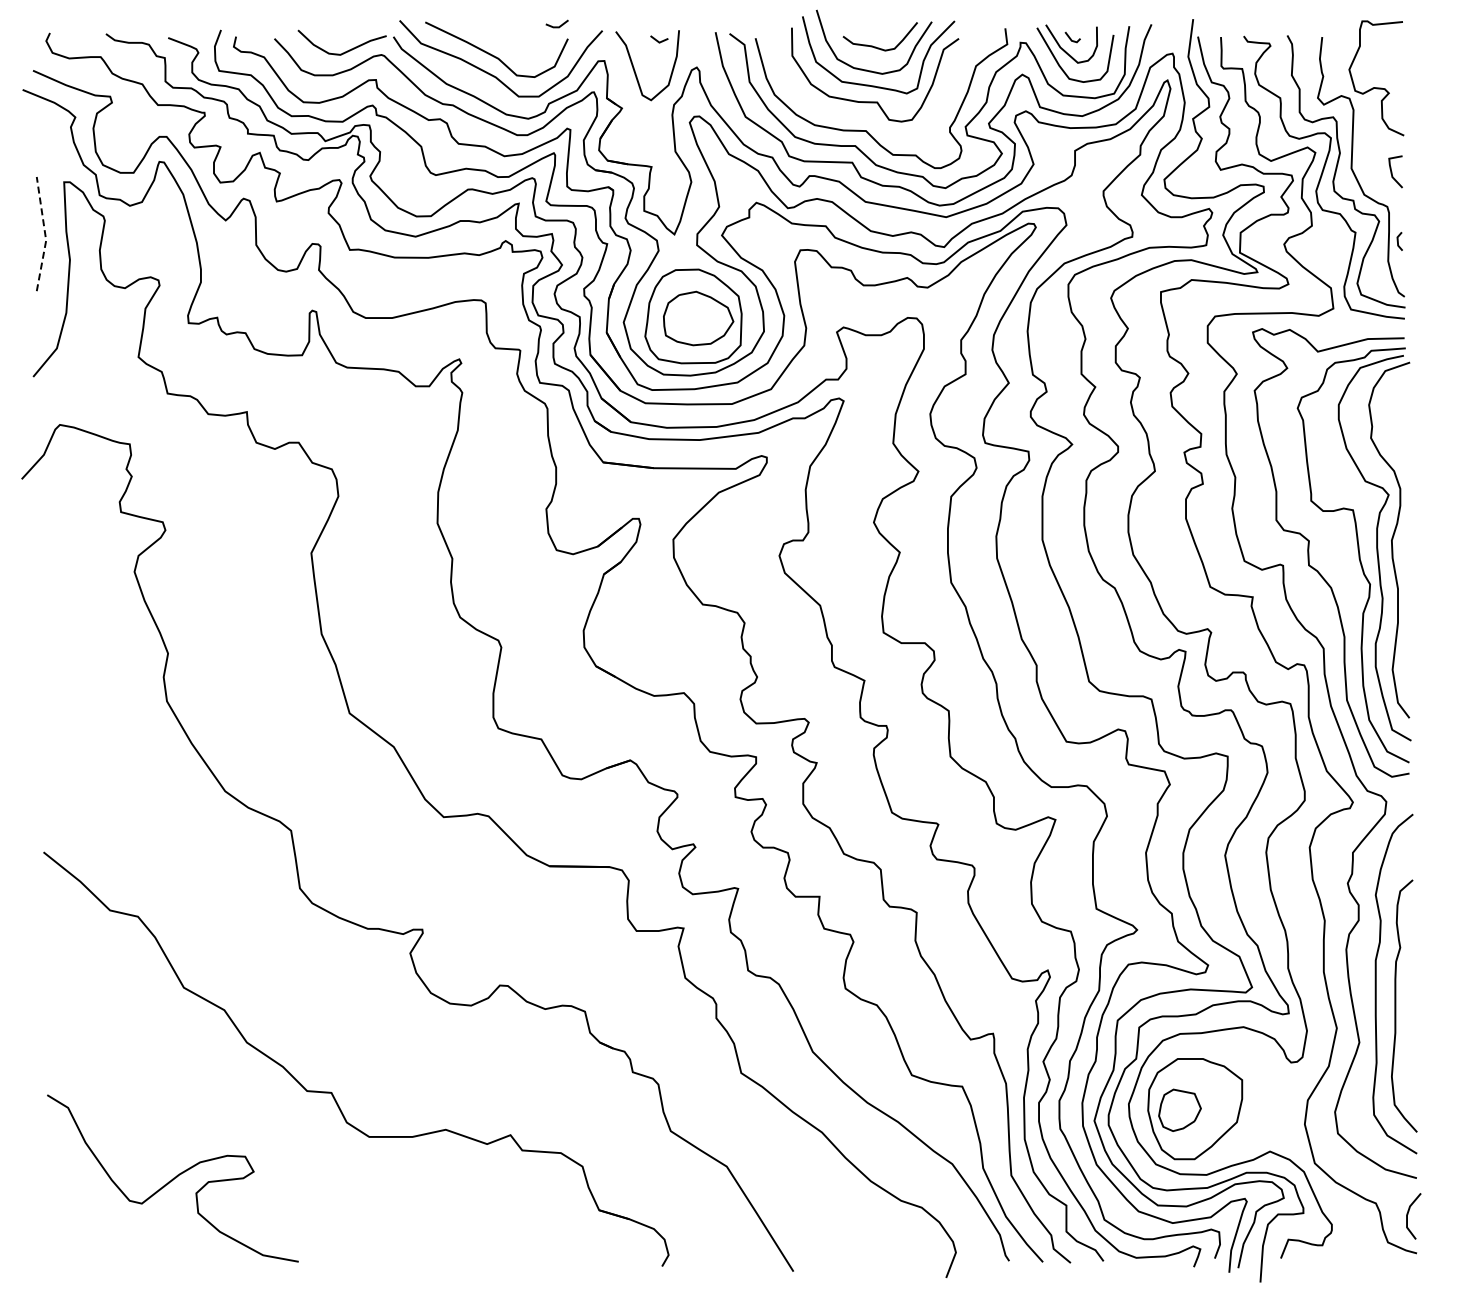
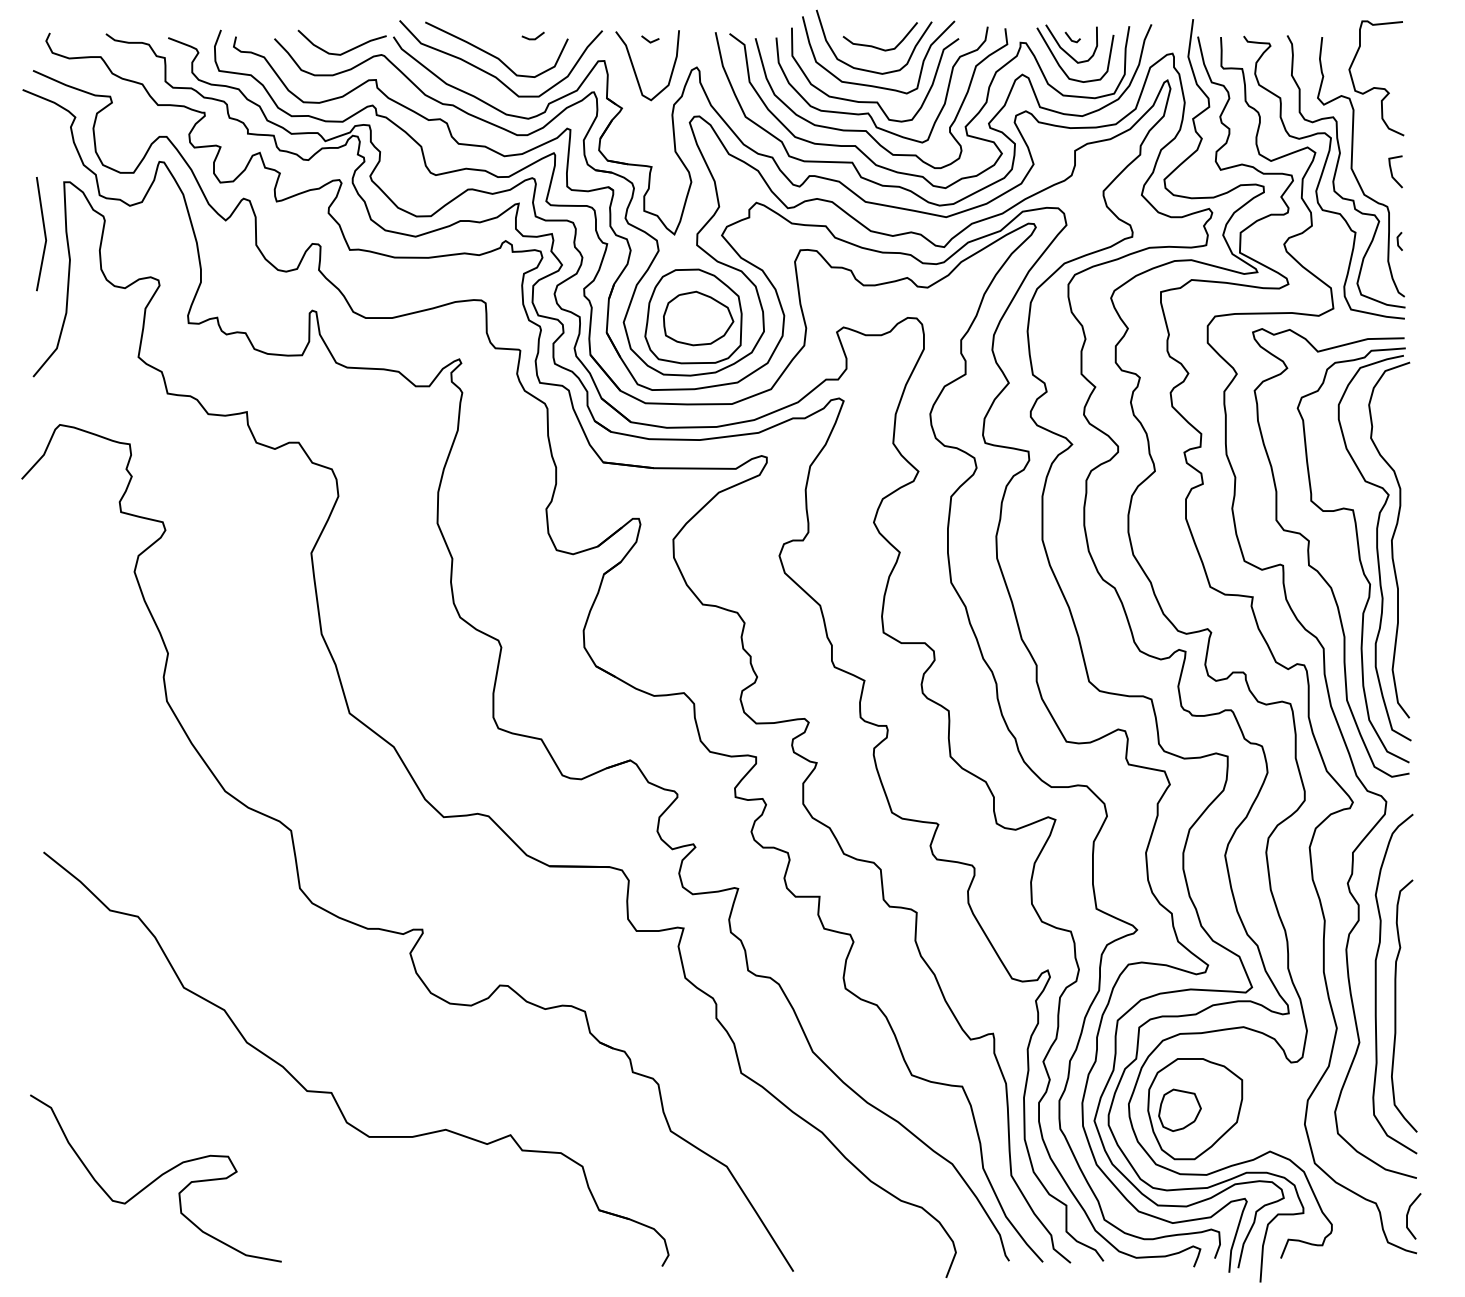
line position: (556, 26) -> (532, 38) (532, 38)
line position: (658, 40) -> (649, 40) (649, 40)
curve: none -> present (868, 112)
line: dashed -> solid (45, 234)
curve position: (172, 1178) -> (155, 1178) (155, 1178)
